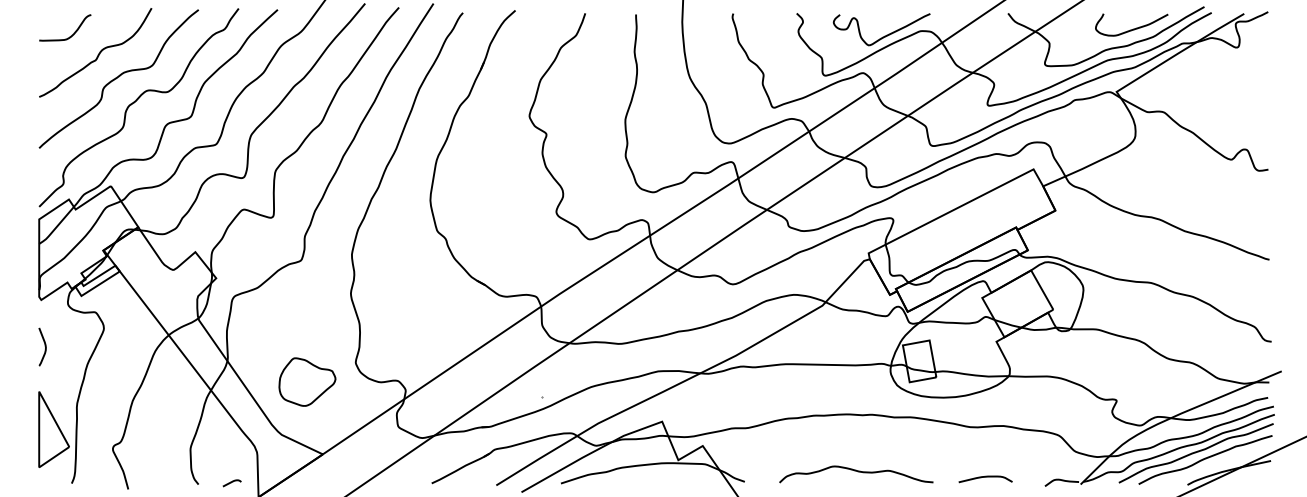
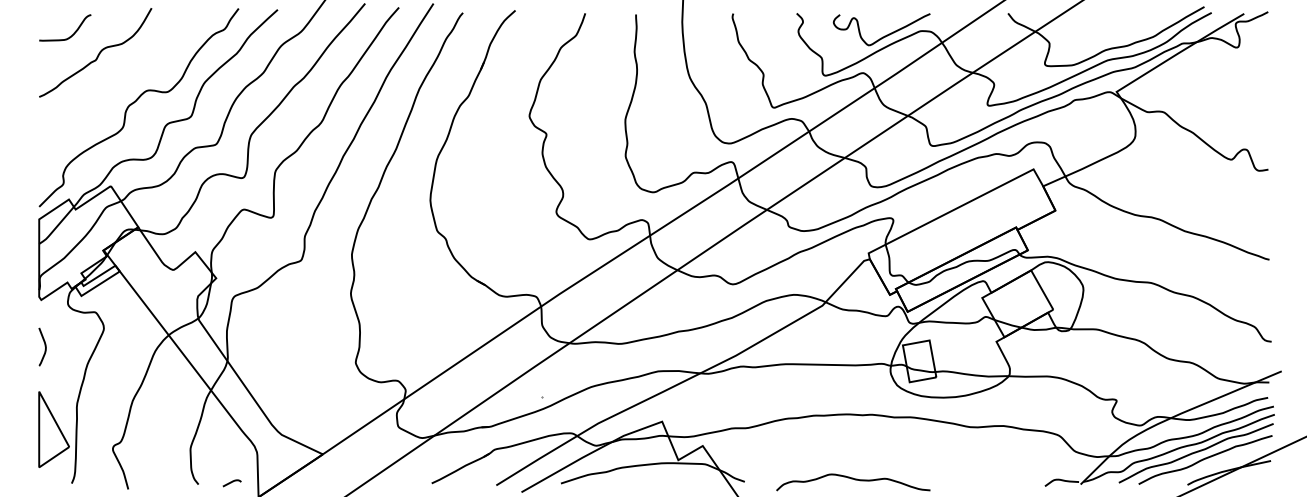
curve: present -> none (1133, 28)
curve: present -> none (118, 77)
part: present -> none (307, 381)
curve position: (857, 472) -> (854, 480) (854, 480)
curve: present -> none (985, 477)
